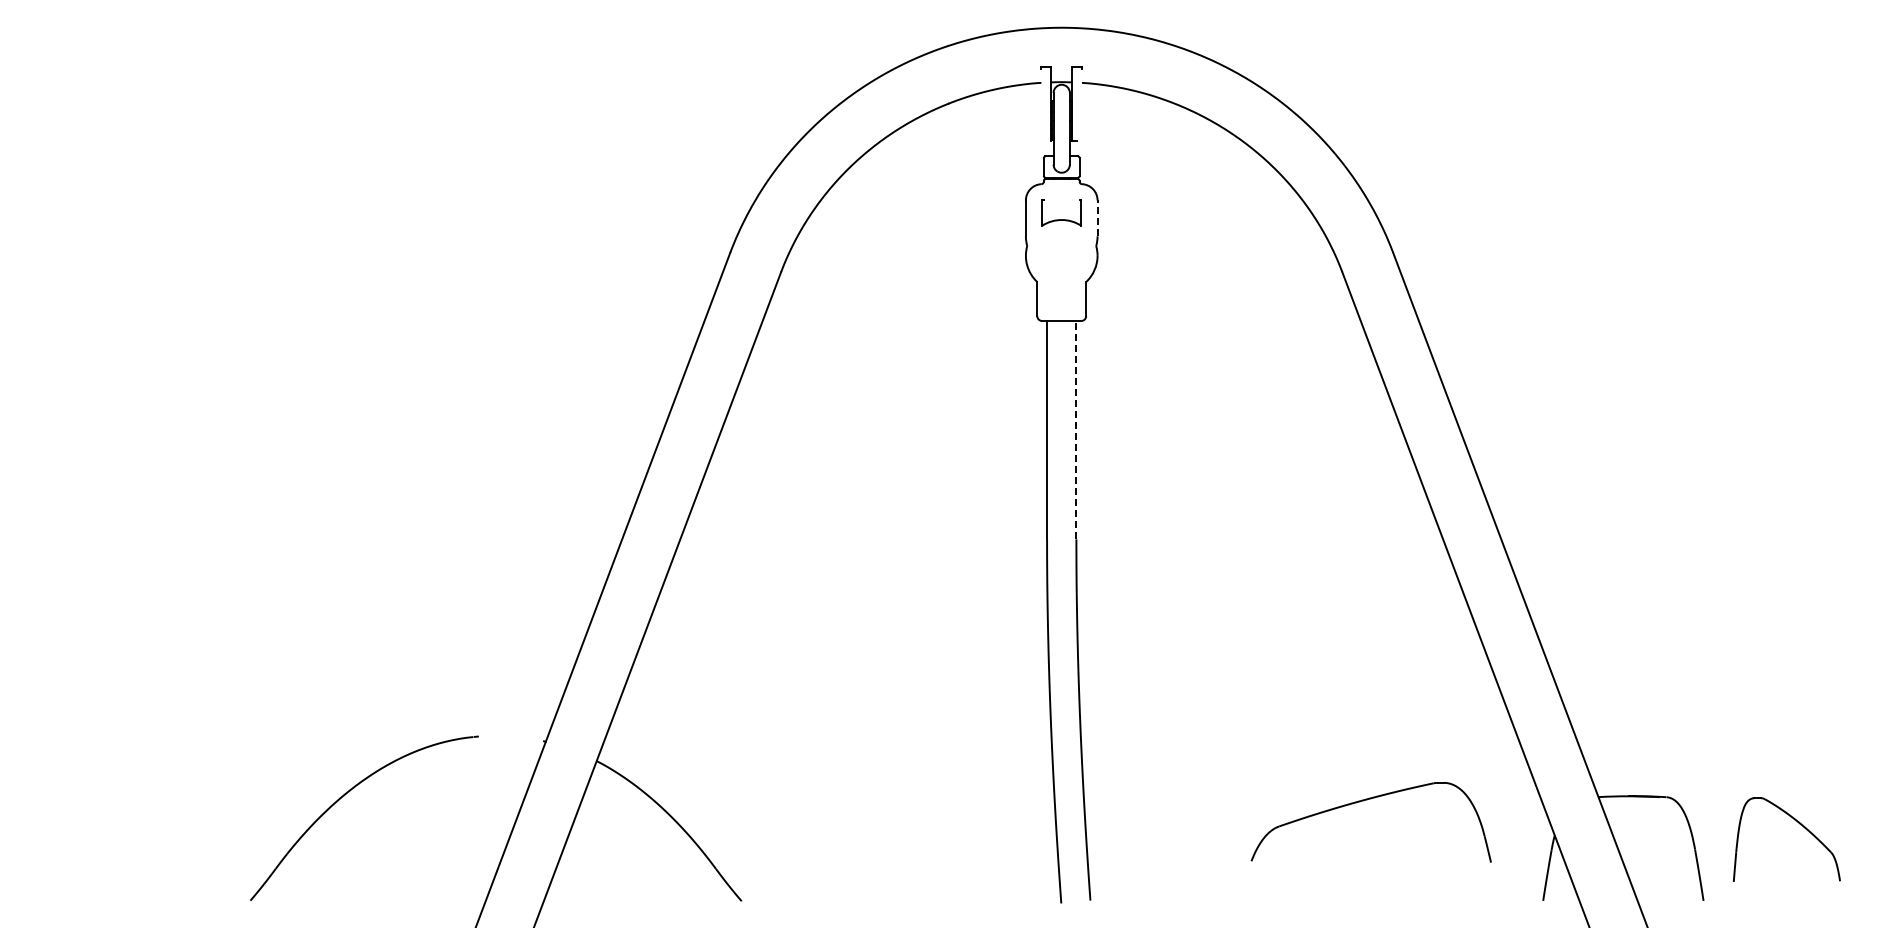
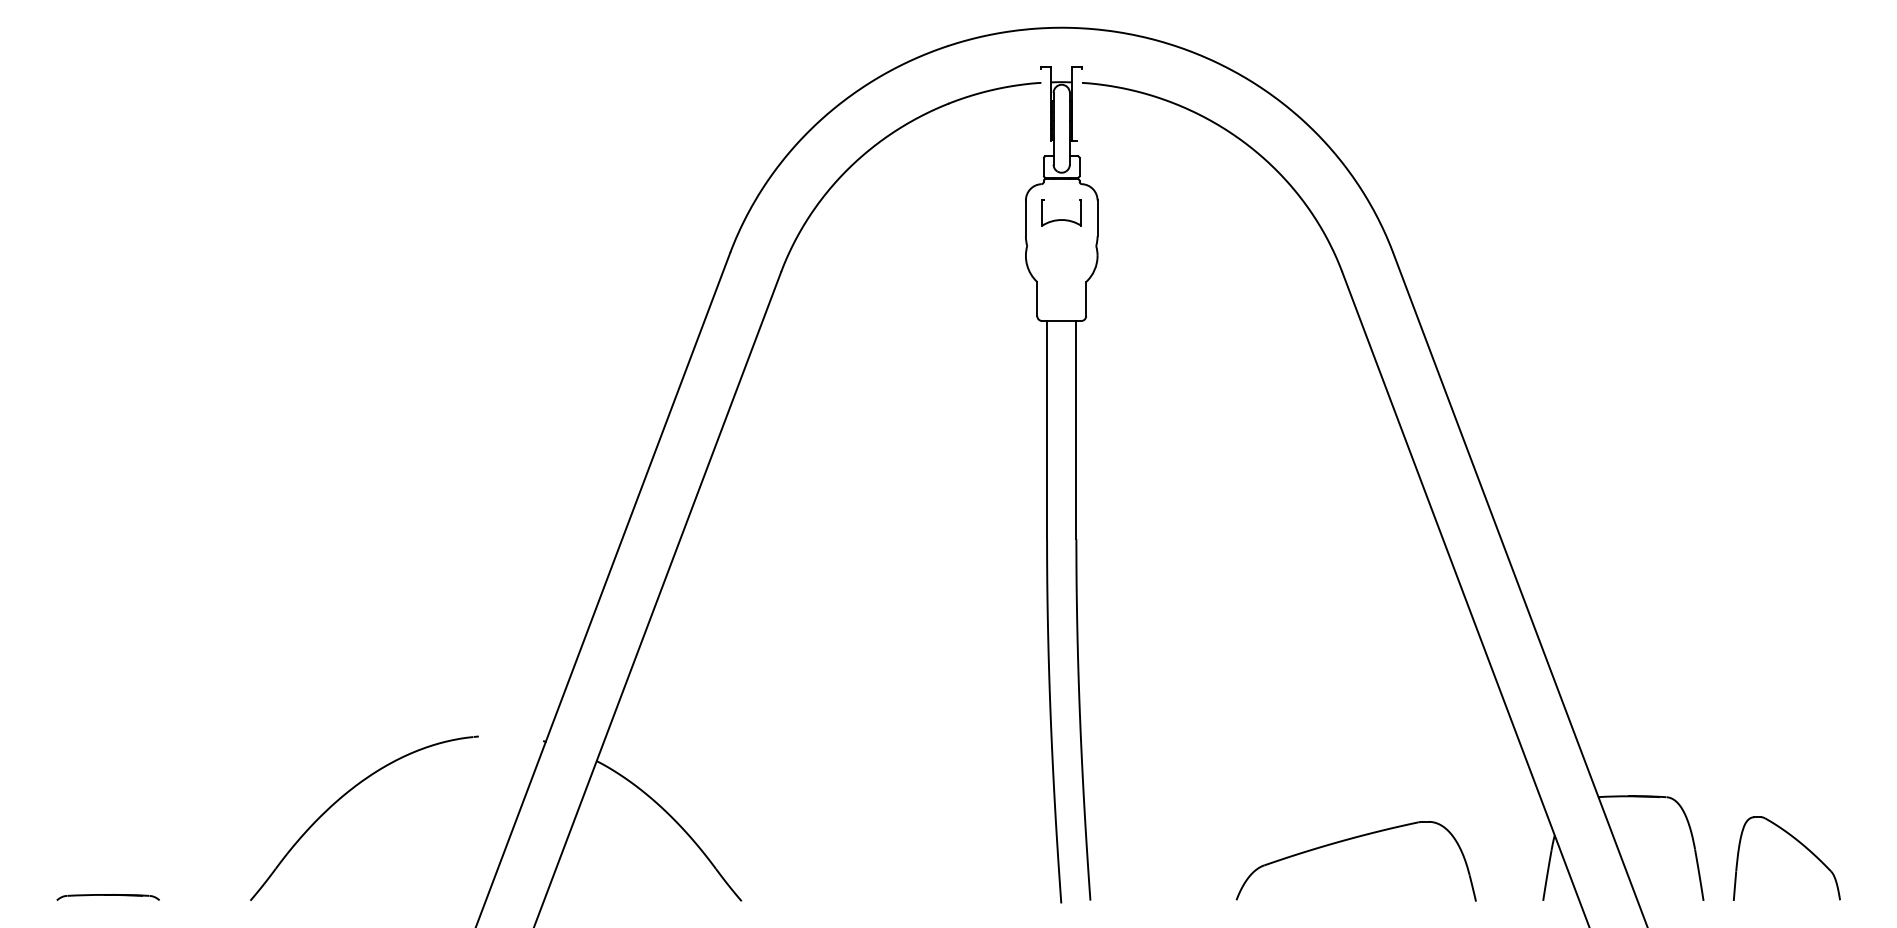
line: dashed -> solid (1097, 218)
line: dashed -> solid (1076, 429)
part position: (1363, 801) -> (1348, 840) (1348, 840)
part position: (1800, 825) -> (1800, 844) (1800, 844)
part: none -> present (107, 897)
